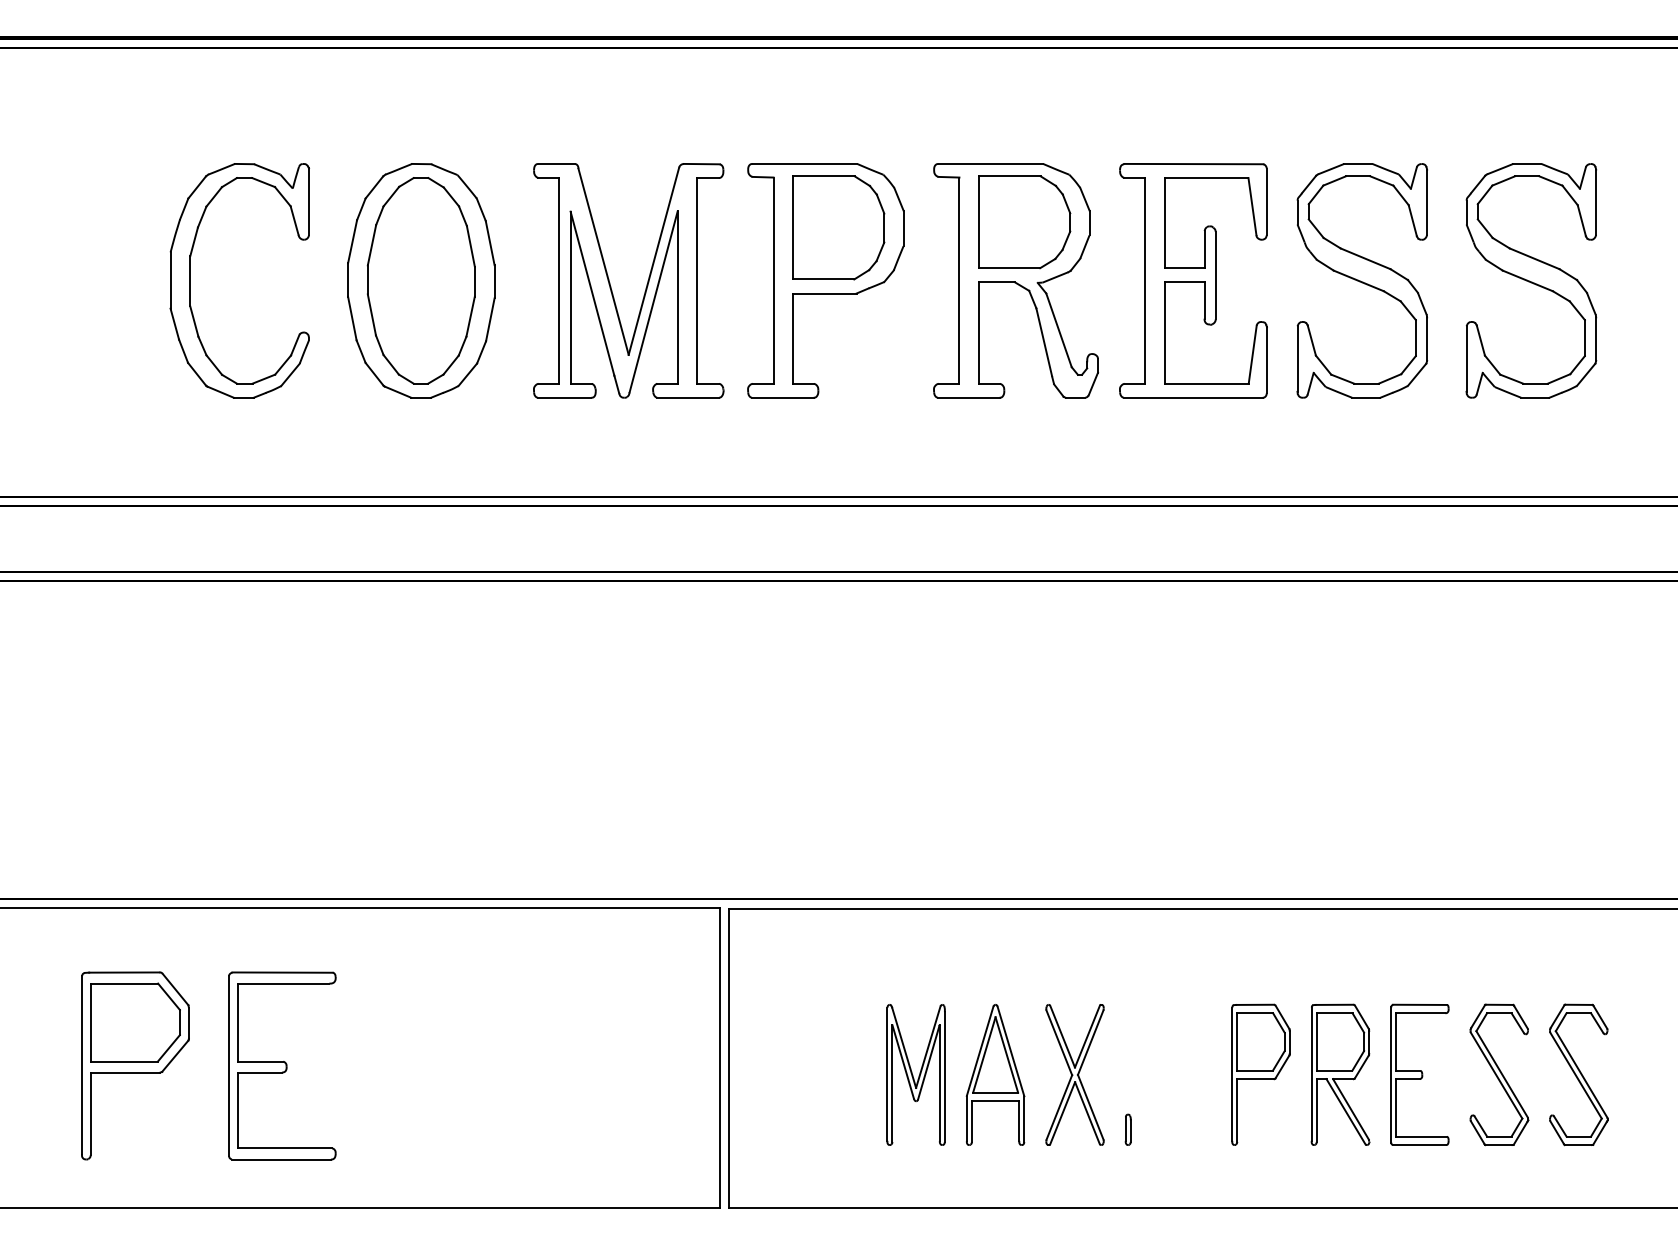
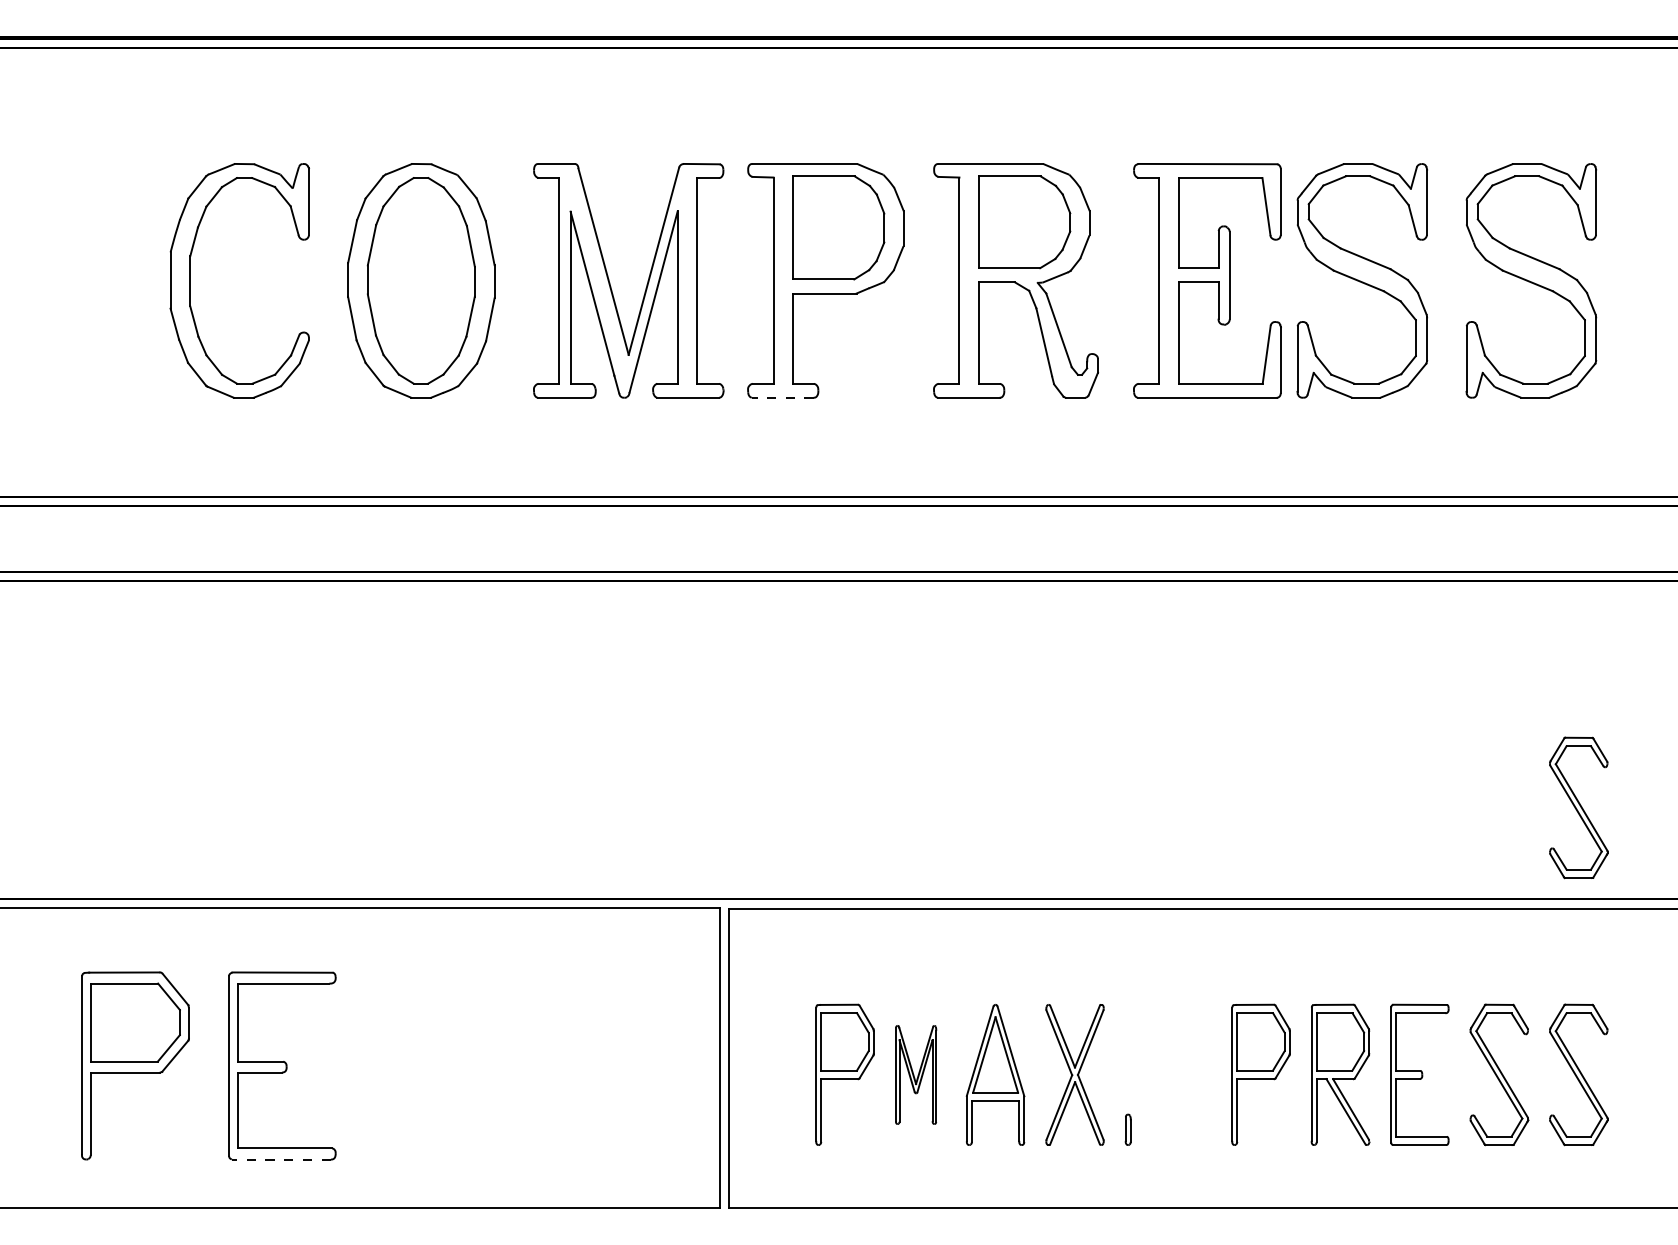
part position: (1193, 280) -> (1207, 280) (1207, 280)
line: solid -> dashed (782, 397)
part: none -> present (1578, 807)
part: none -> present (844, 1074)
part size: 60x142 px -> 43x100 px (916, 1074)
line: solid -> dashed (281, 1159)
